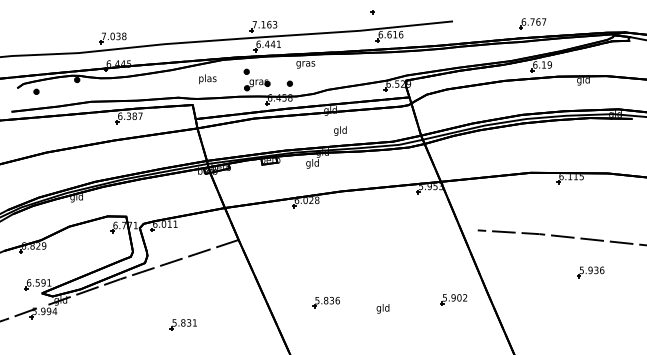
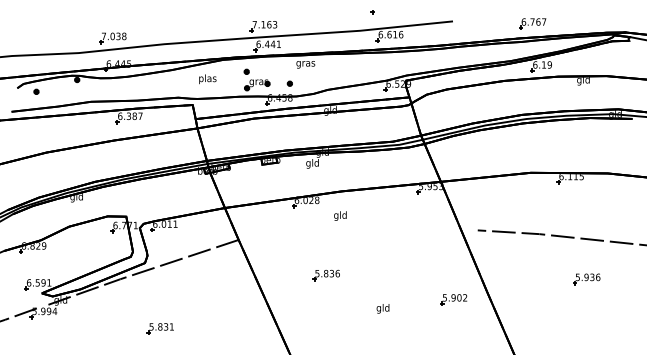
text position: (340, 130) -> (340, 215) (340, 215)
part position: (590, 272) -> (586, 279) (586, 279)
part position: (325, 302) -> (325, 275) (325, 275)
part position: (182, 324) -> (159, 328) (159, 328)
